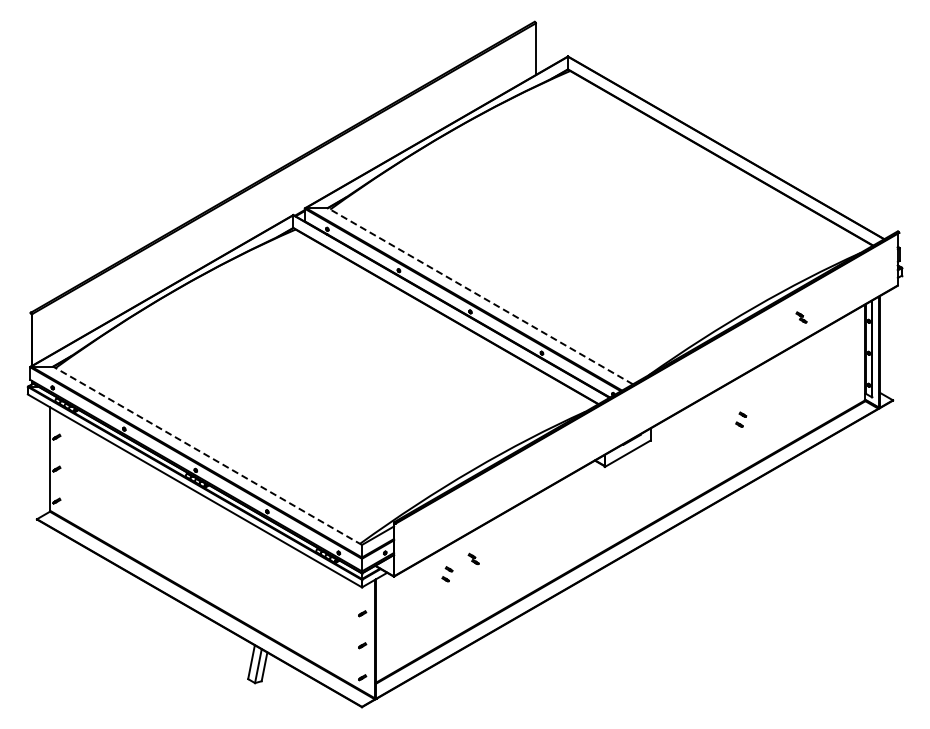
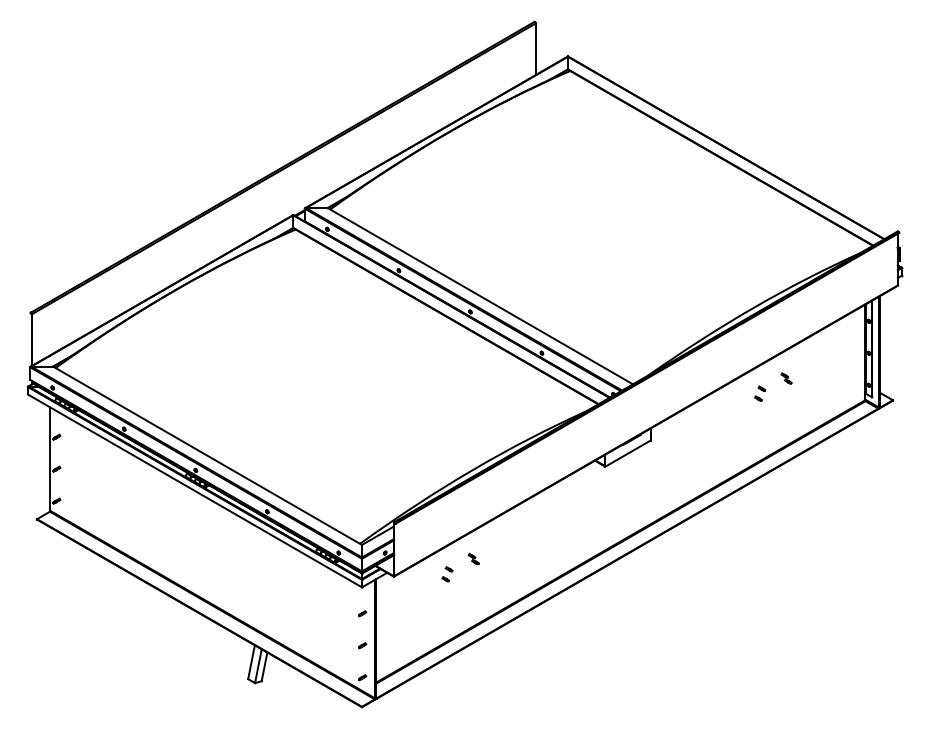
line: dashed -> solid (479, 295)
part position: (801, 317) -> (786, 378) (786, 378)
part position: (741, 419) -> (760, 393) (760, 393)
line: dashed -> solid (207, 455)
